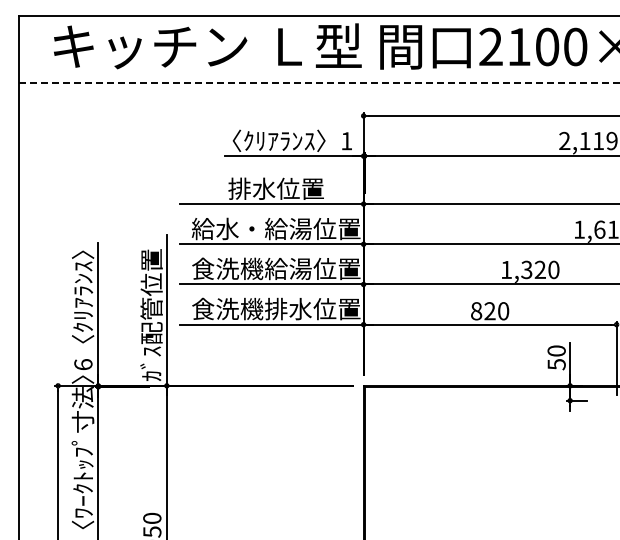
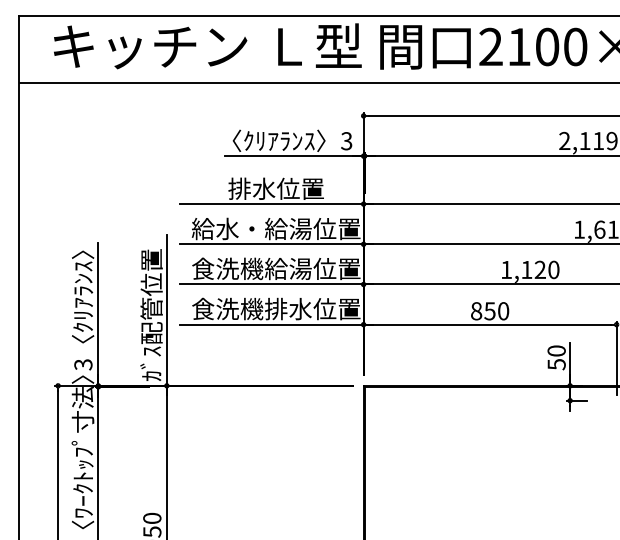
line: dashed -> solid (319, 83)
text: 1 -> 3 (346, 141)
text: 1,320 -> 1,120 (526, 269)
text: 820 -> 850 (489, 311)
text: 6 -> 3 (83, 364)
